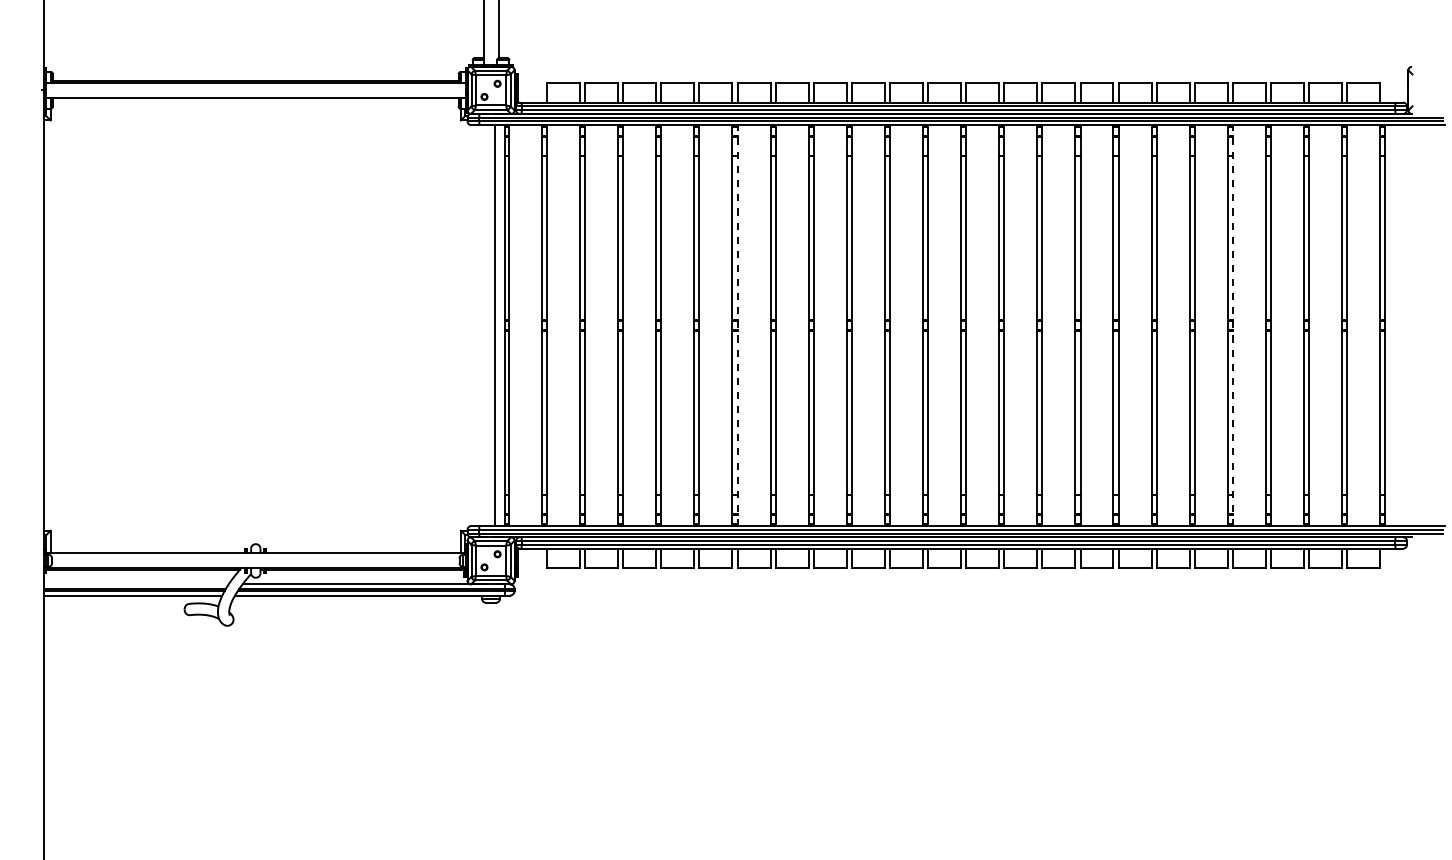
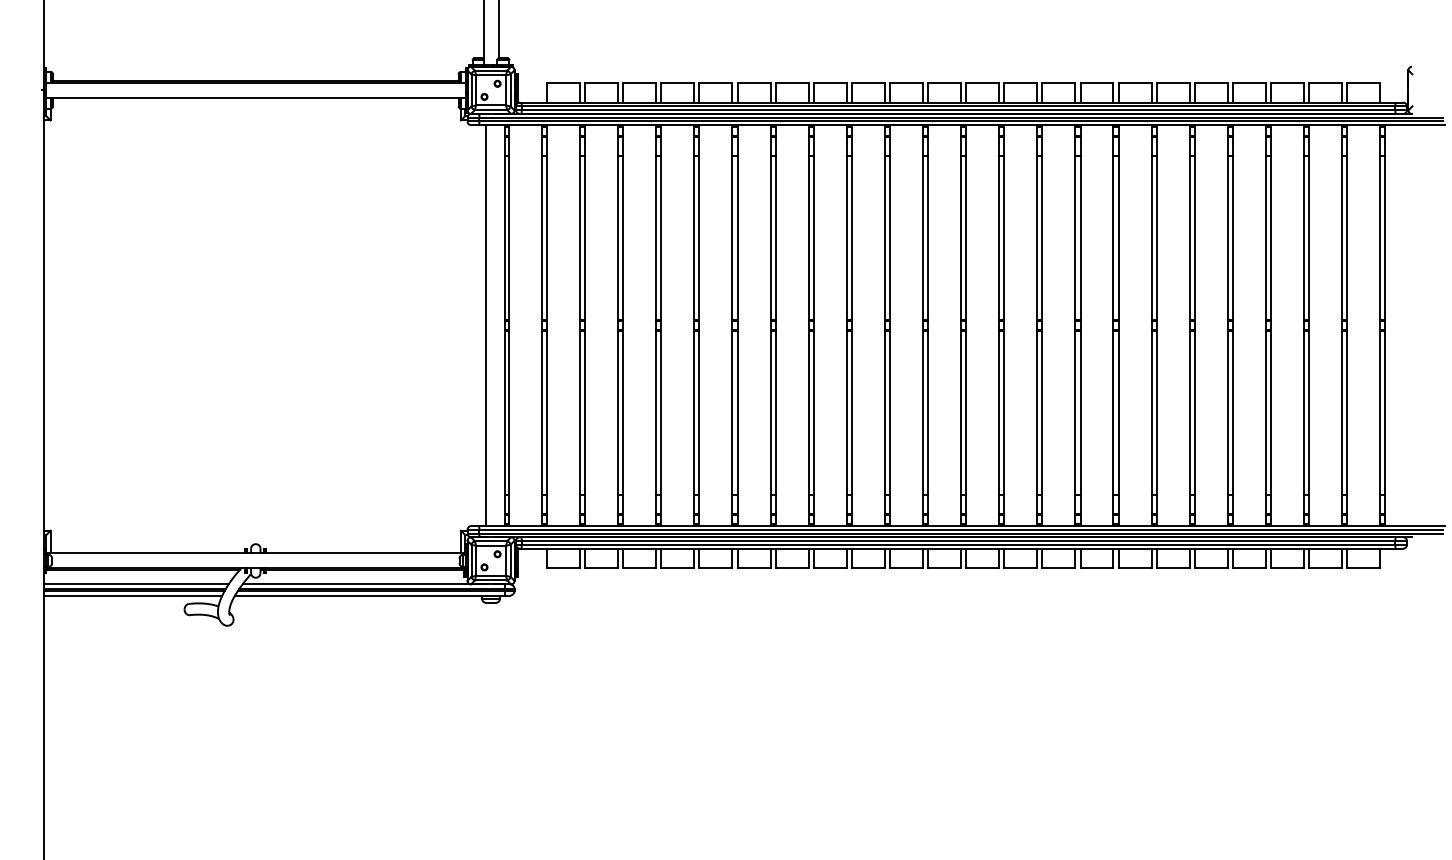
line position: (494, 325) -> (485, 325) (485, 325)
line: dashed -> solid (737, 325)
line: dashed -> solid (1232, 325)
line: none -> present (136, 584)
